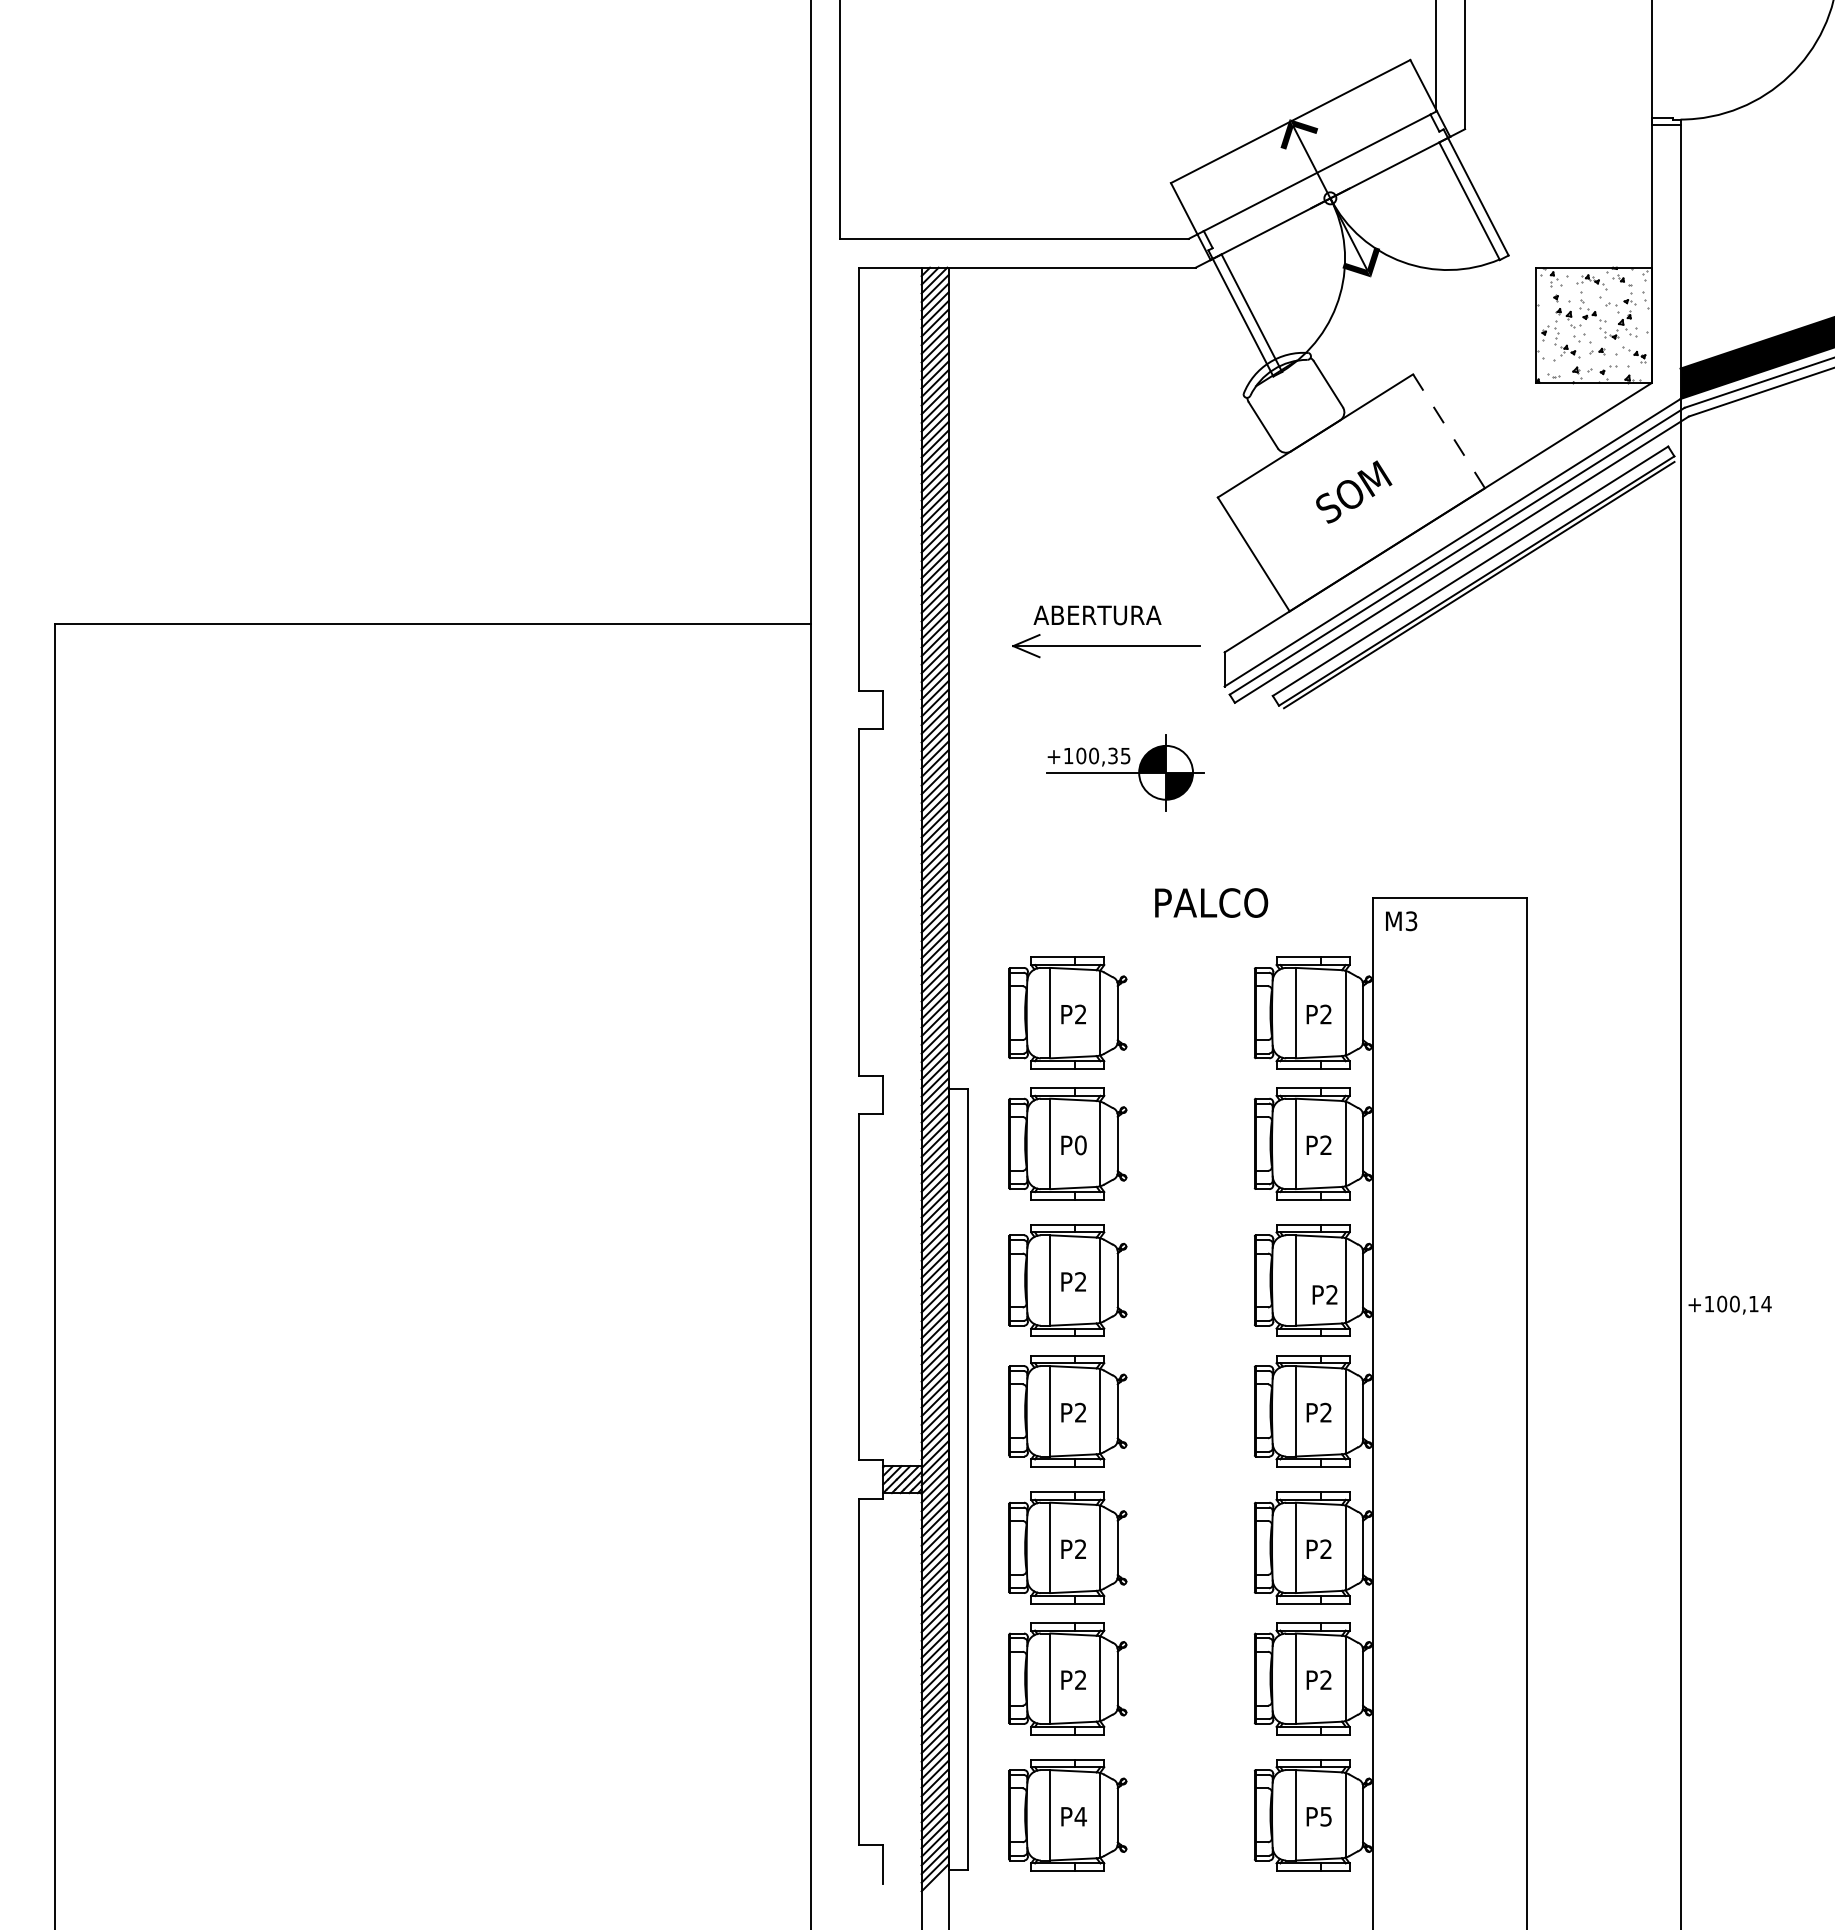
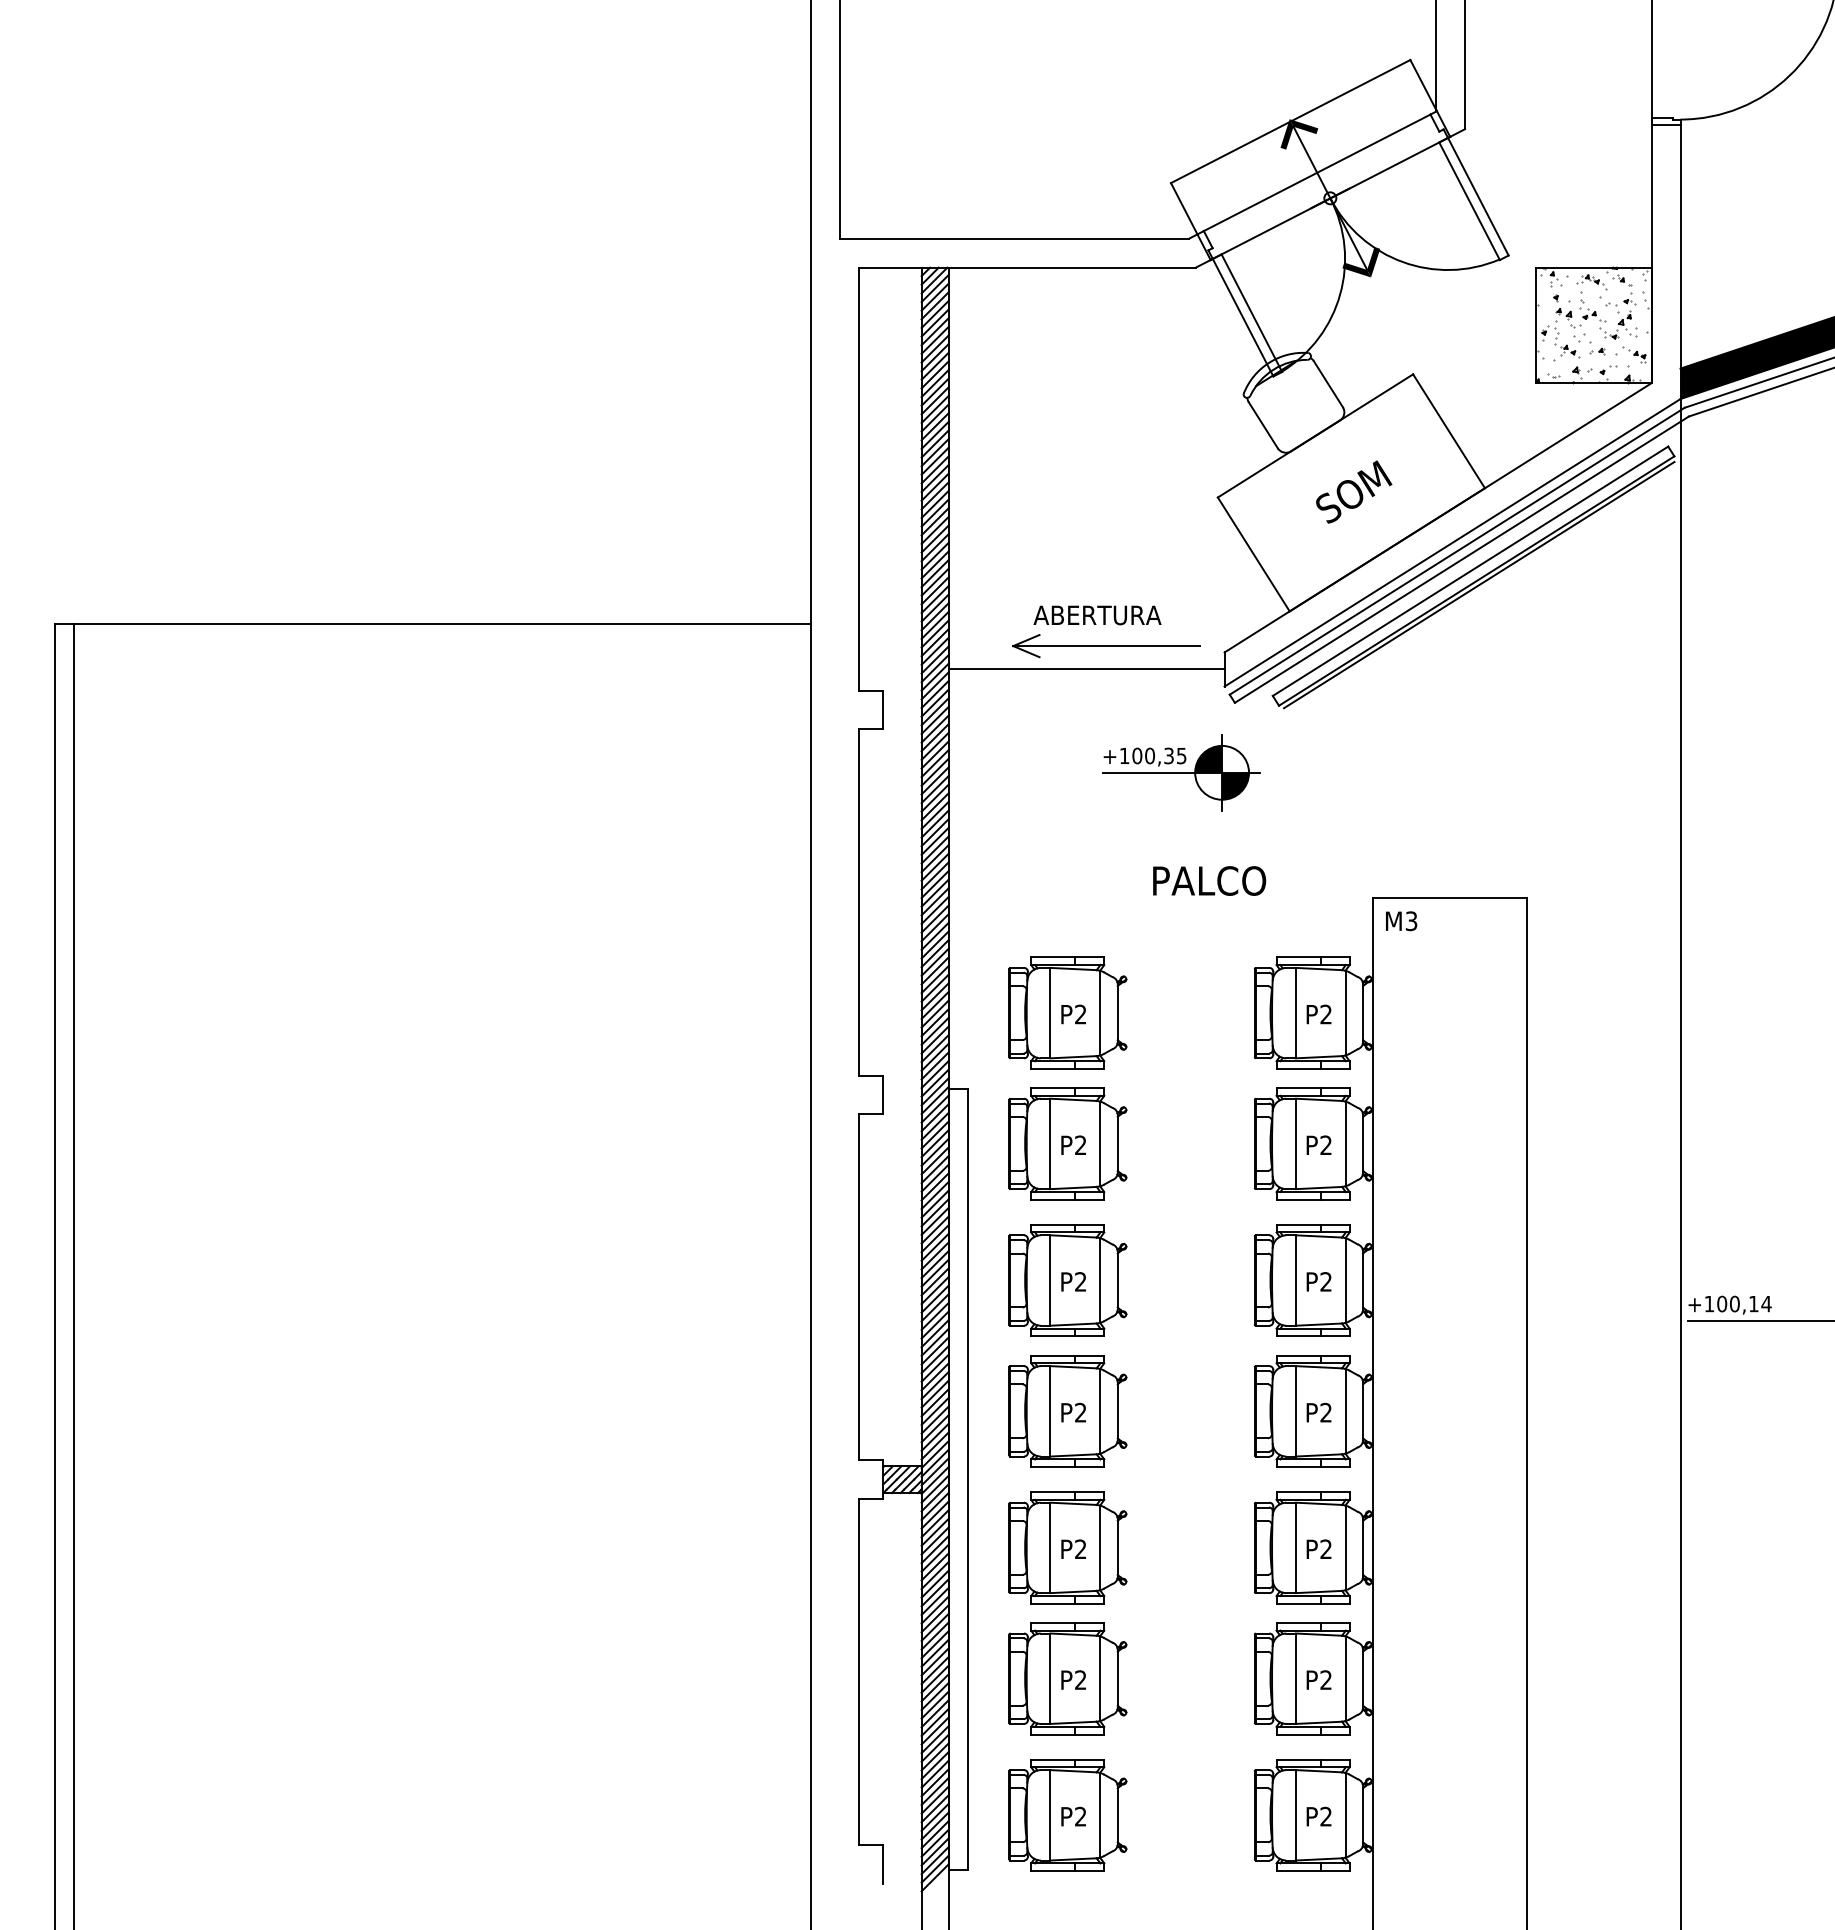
line: dashed -> solid (1448, 430)
line: none -> present (1086, 669)
part position: (1125, 772) -> (1181, 772) (1181, 772)
text position: (1211, 902) -> (1209, 880) (1209, 880)
text: P0 -> P2 (1080, 1145)
line: none -> present (74, 1274)
text position: (1324, 1294) -> (1318, 1281) (1318, 1281)
line: none -> present (1759, 1320)
text: P4 -> P2 (1080, 1816)
text: P5 -> P2 (1325, 1816)
